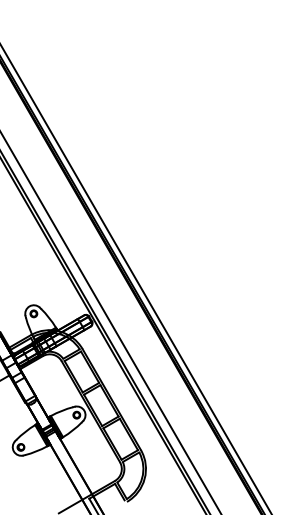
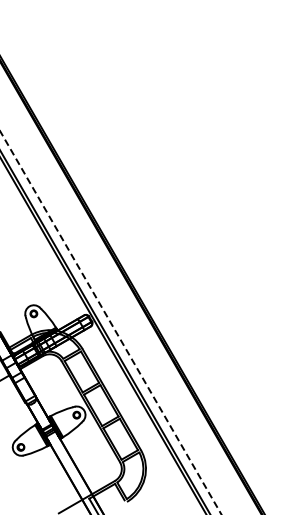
line: present -> none (136, 279)
line: solid -> dashed (111, 323)
